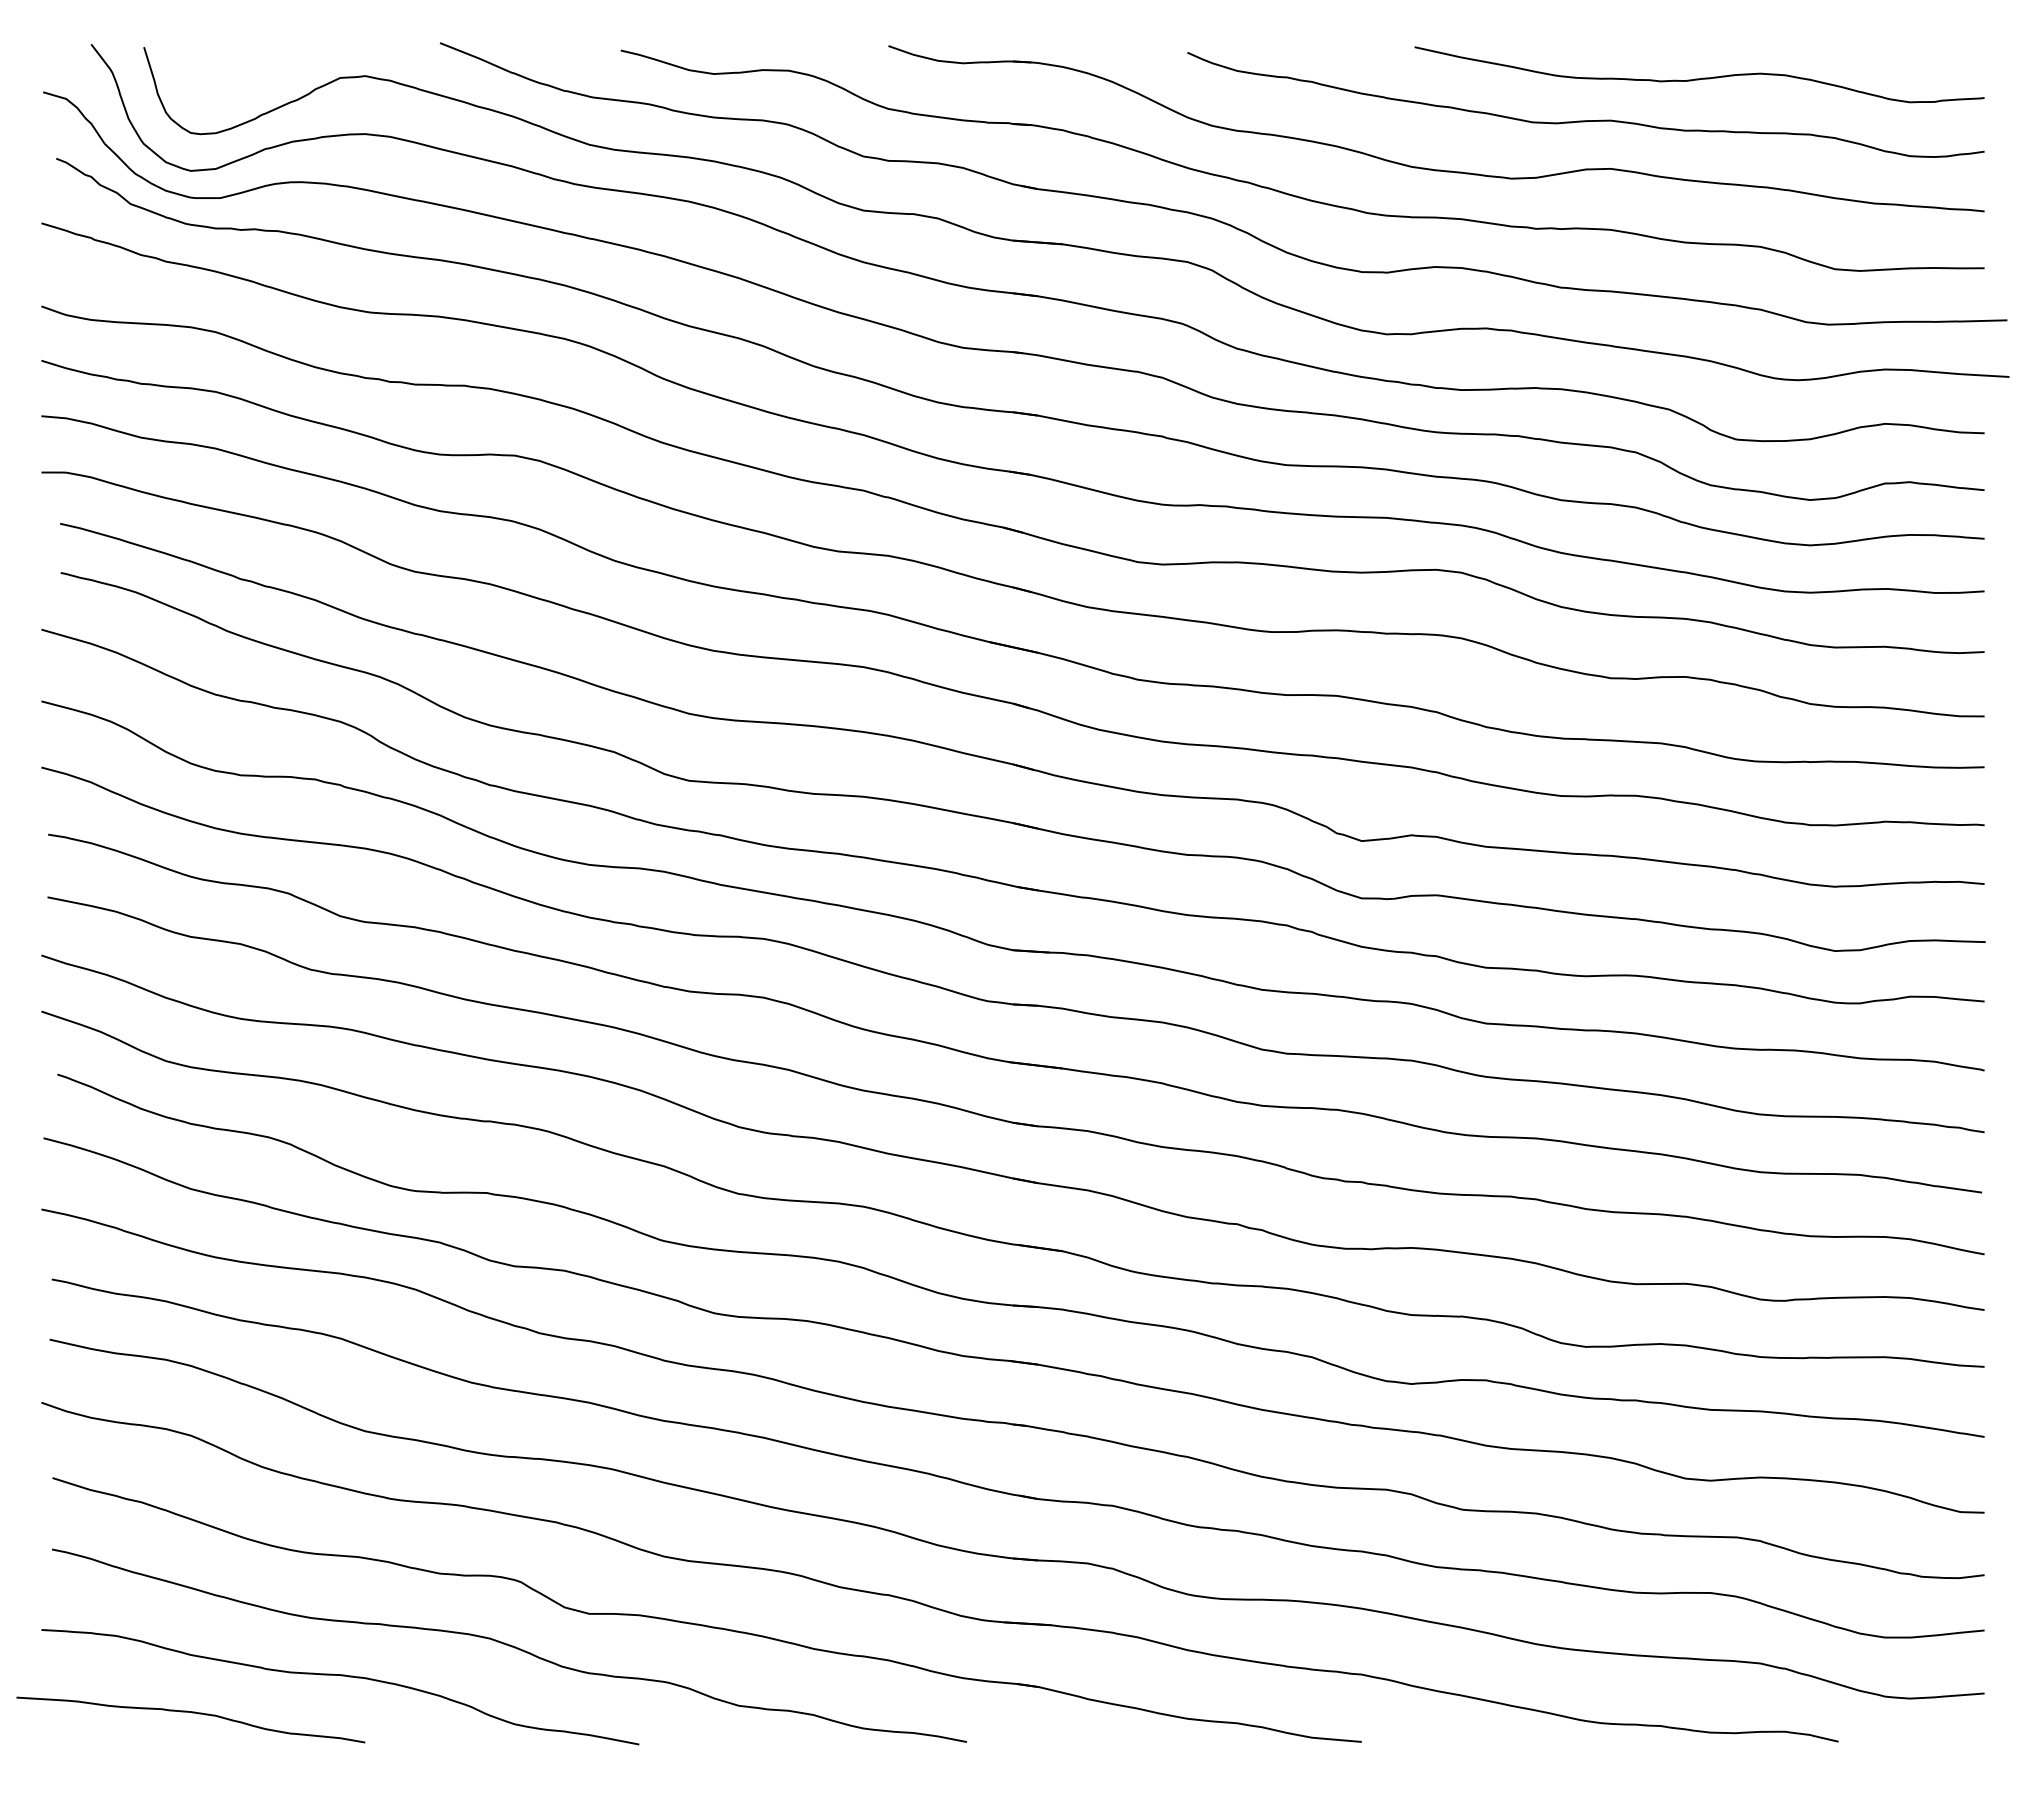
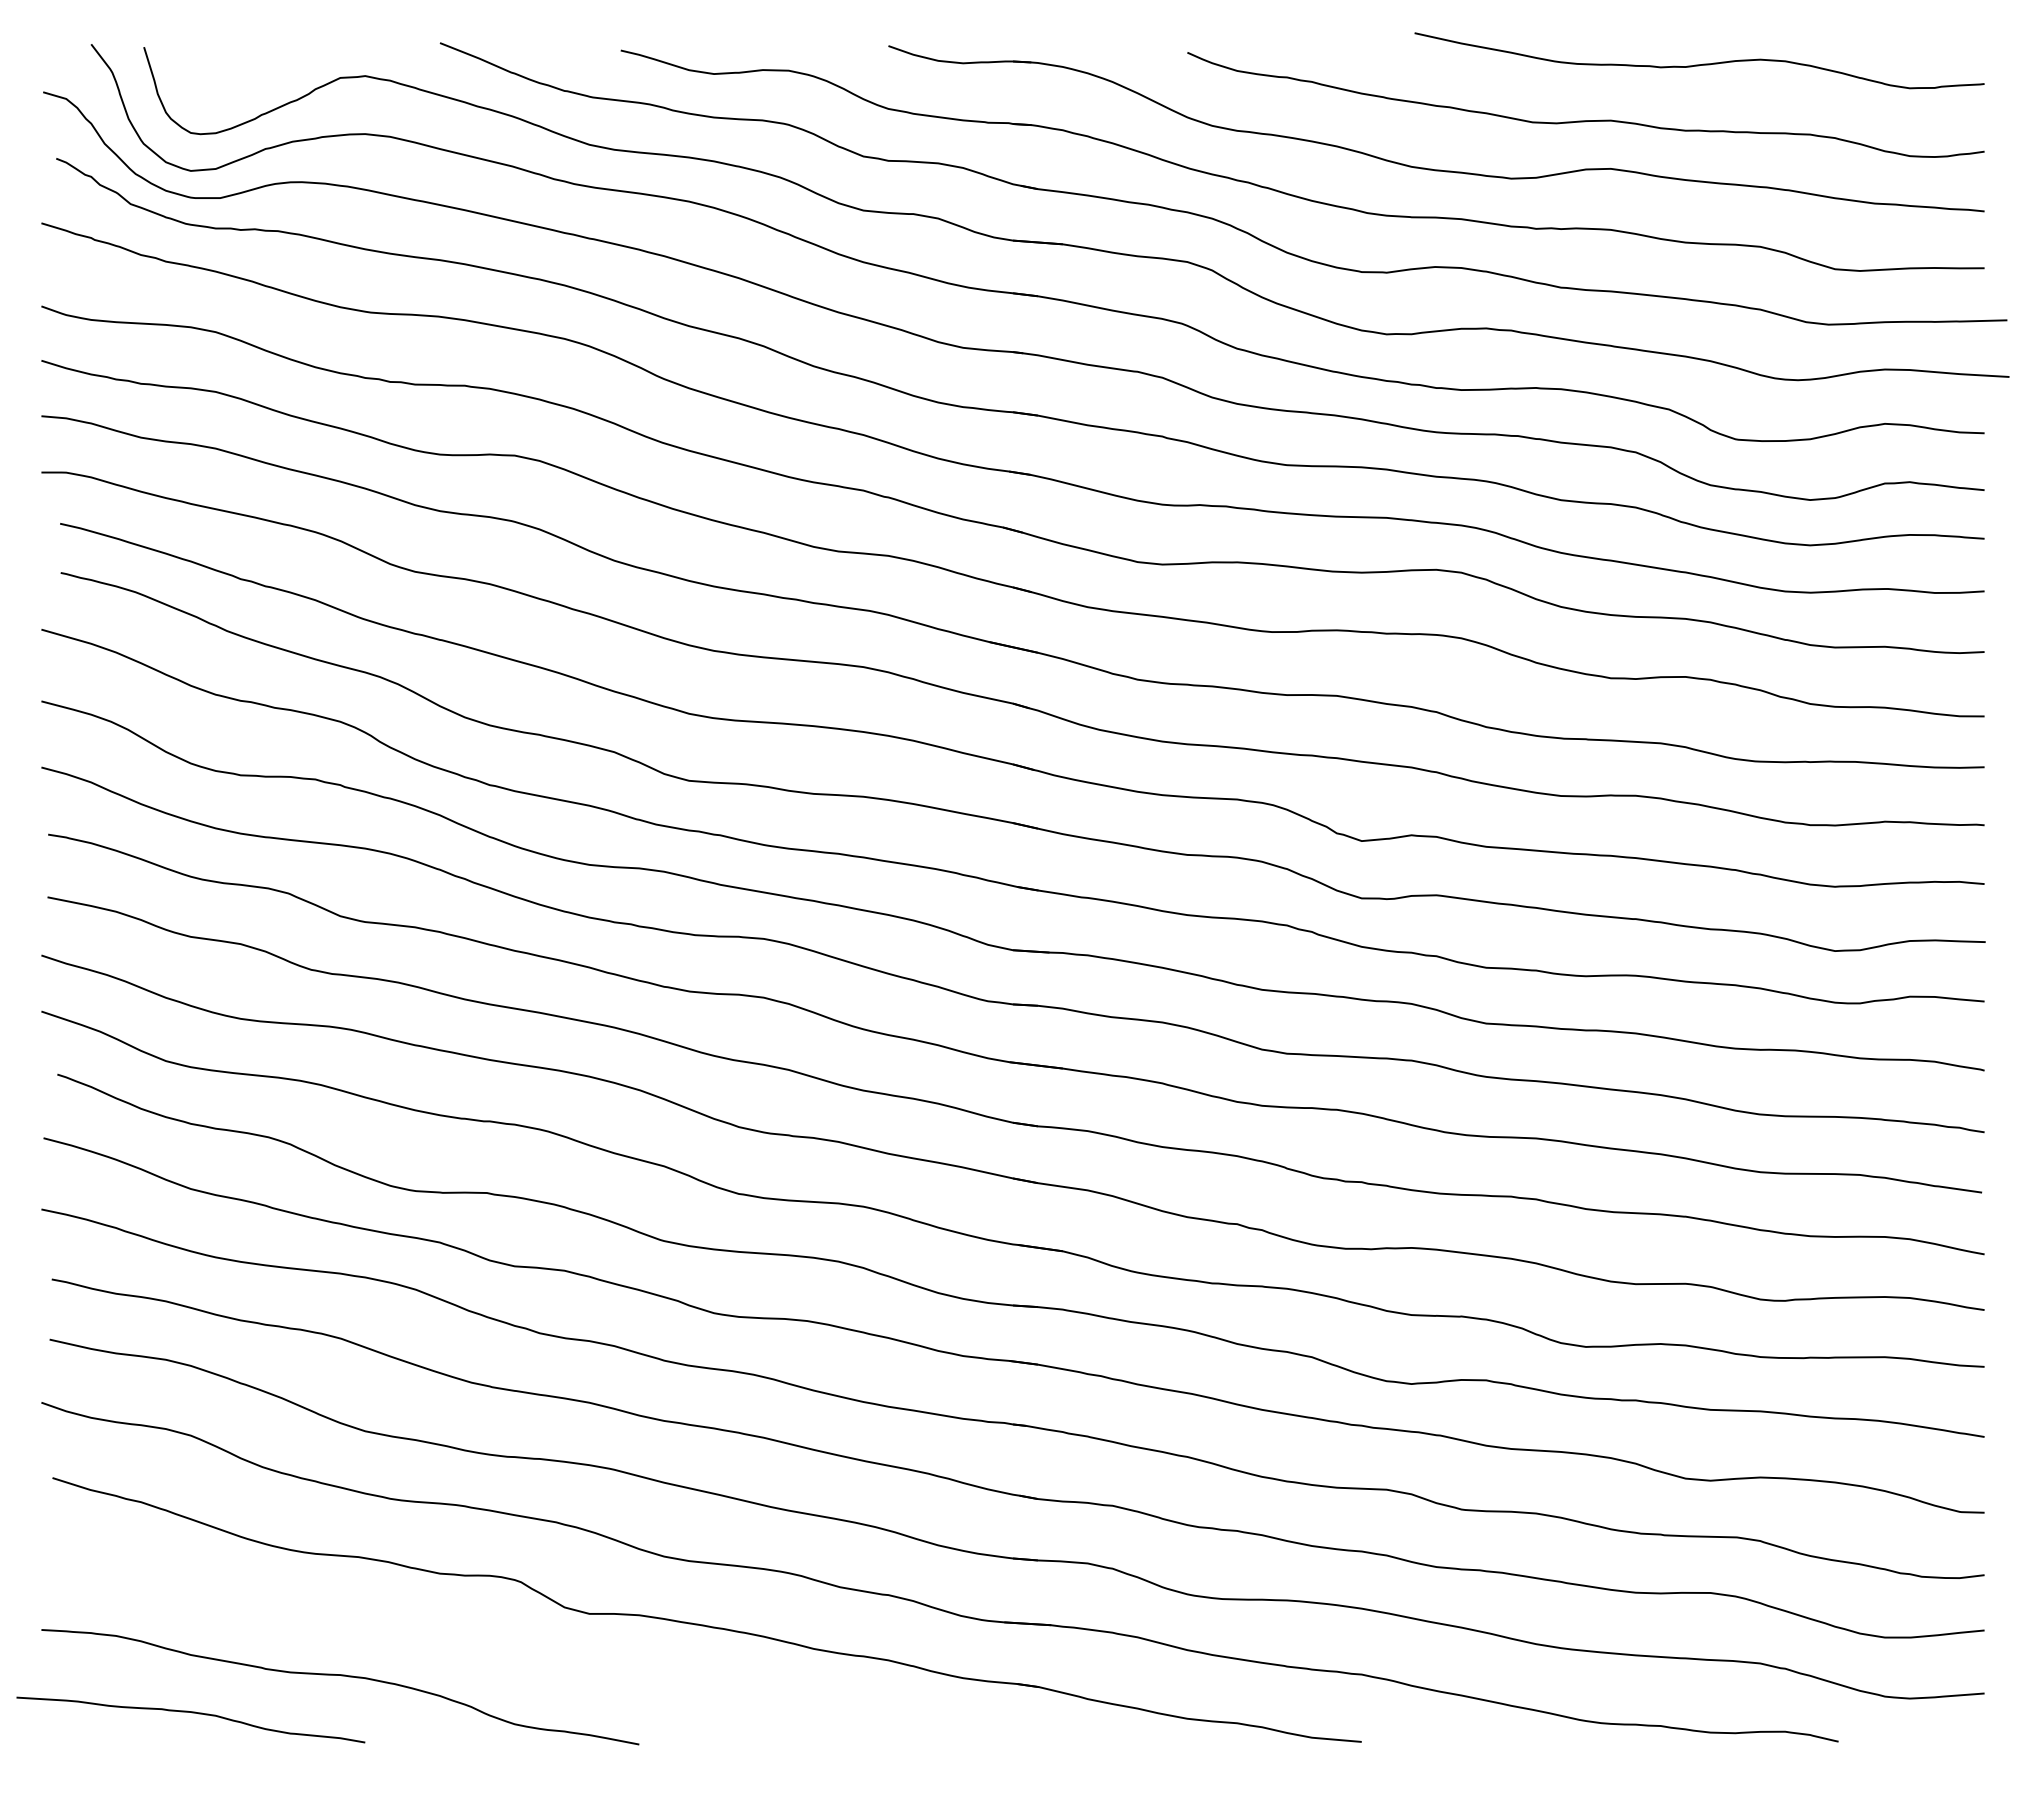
curve position: (1699, 78) -> (1699, 64) (1699, 64)
curve: present -> none (509, 1645)
